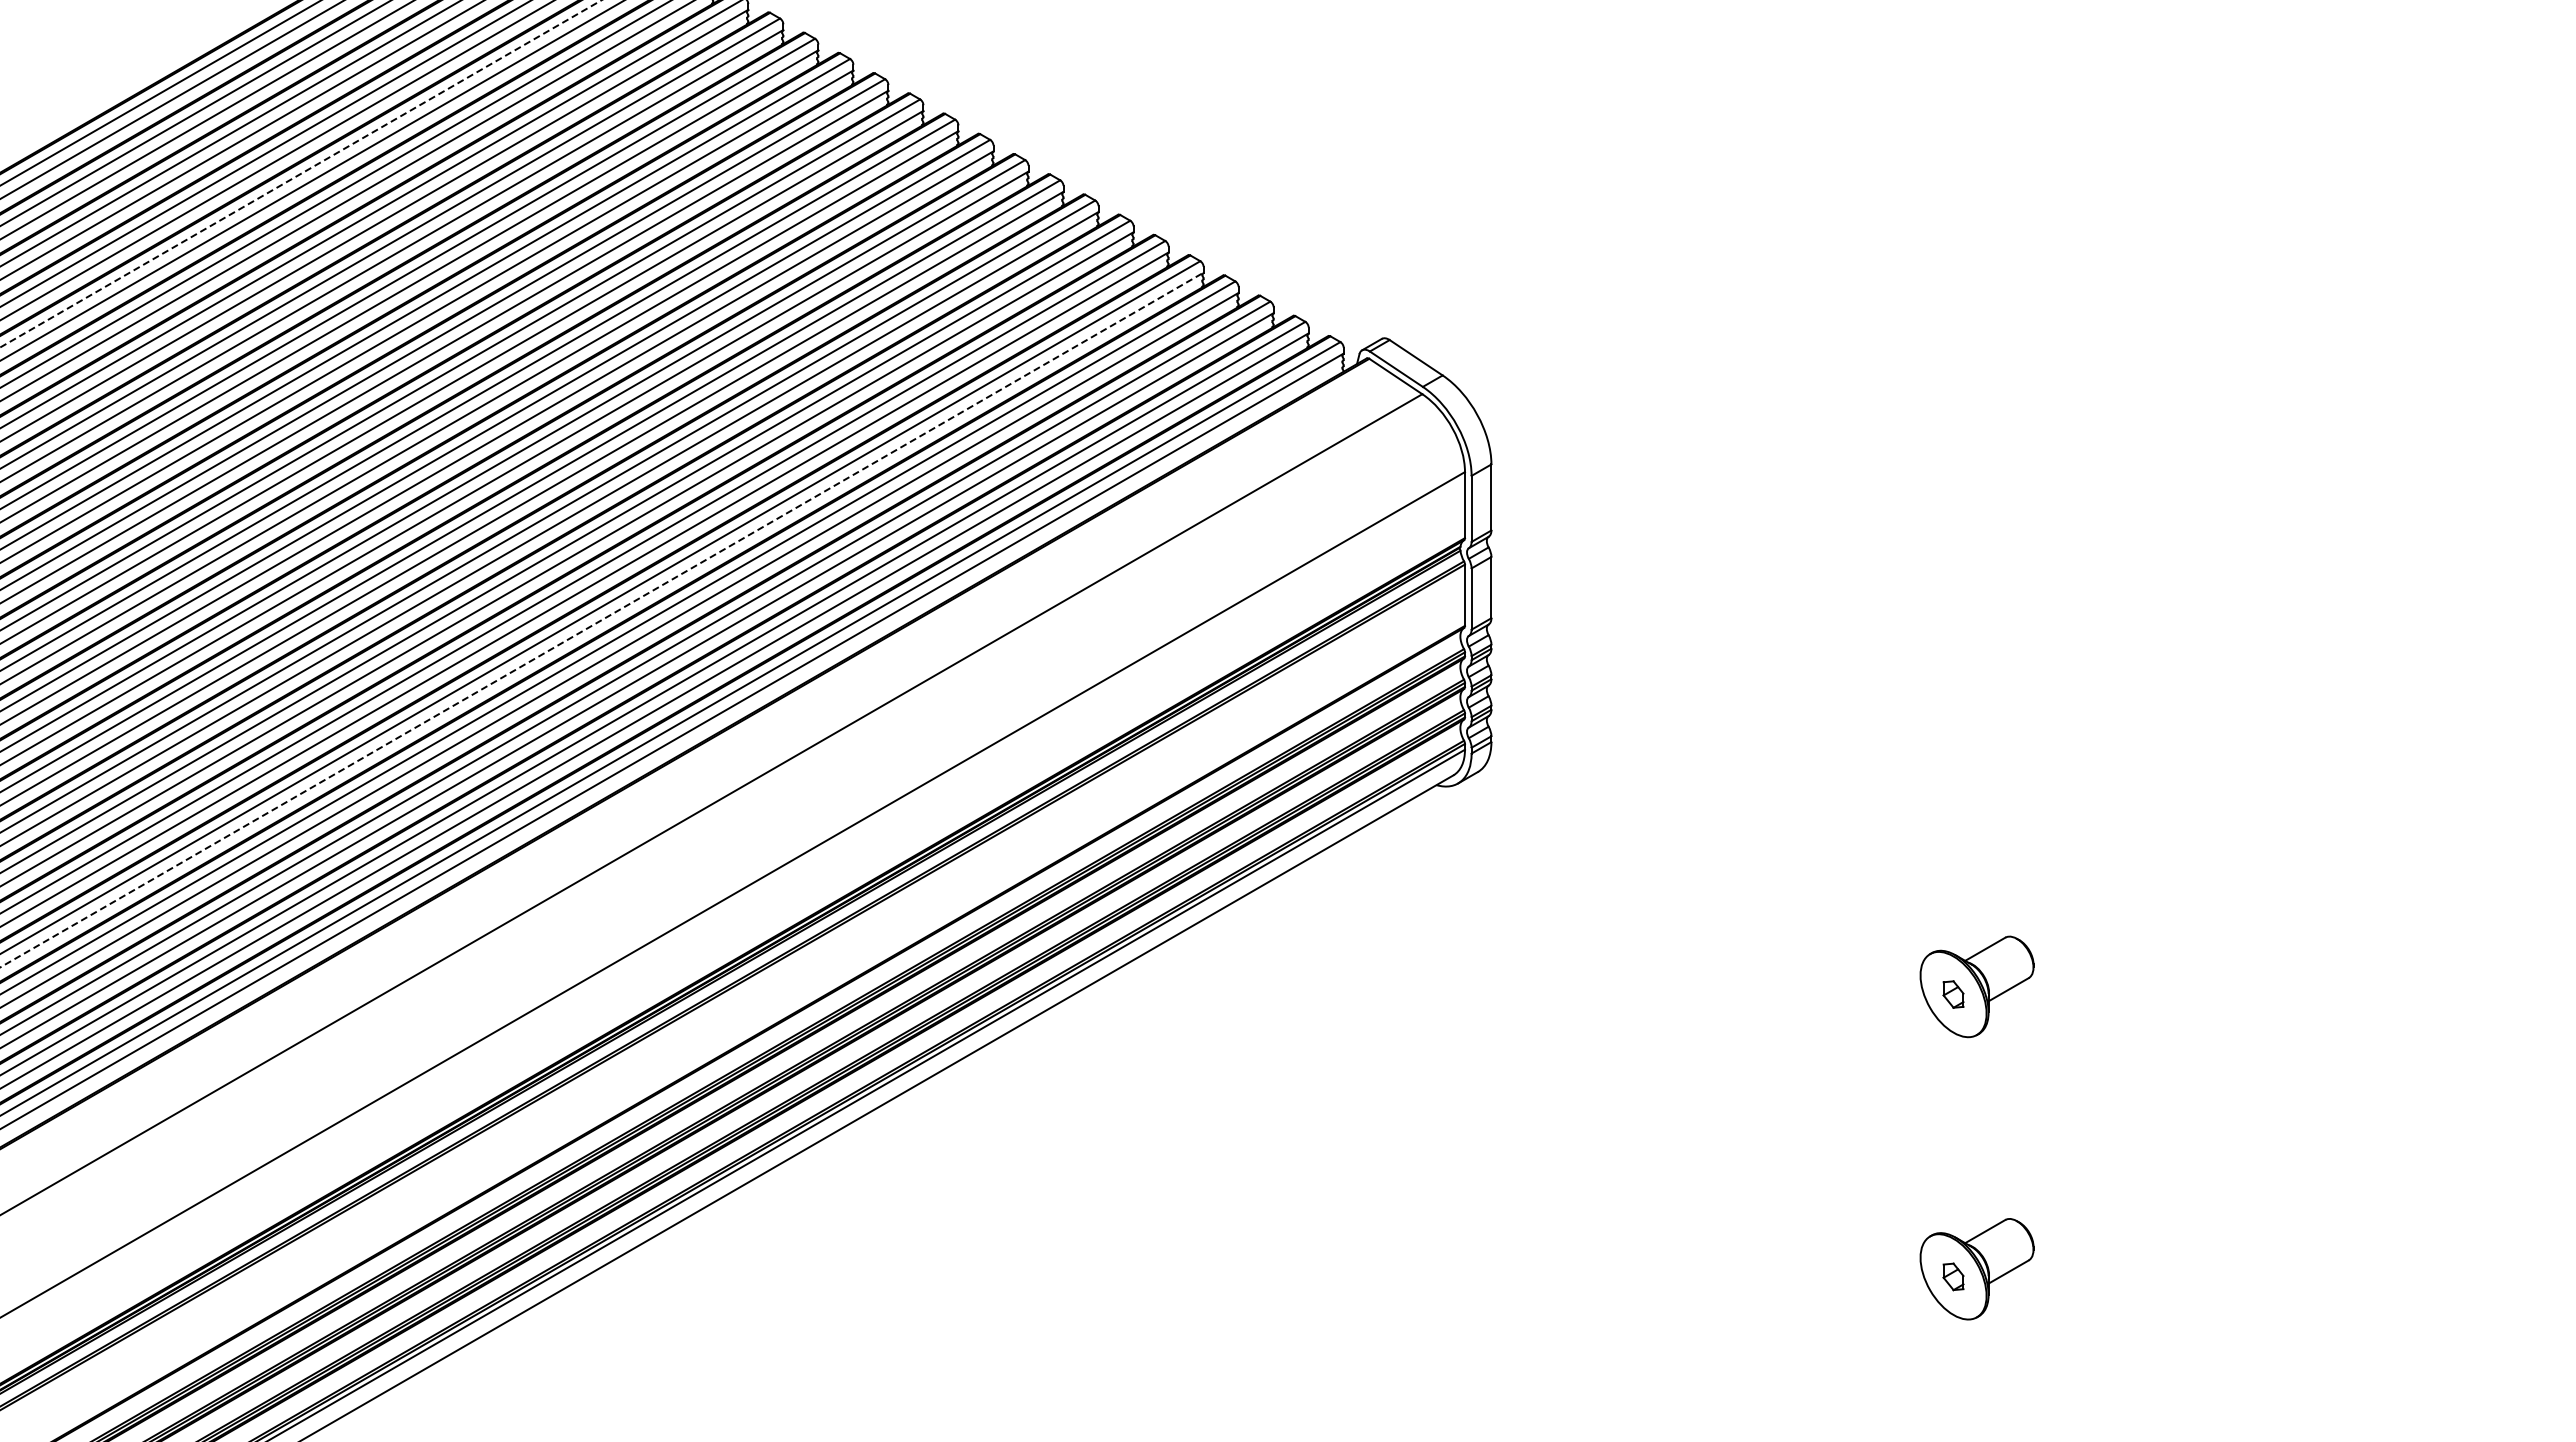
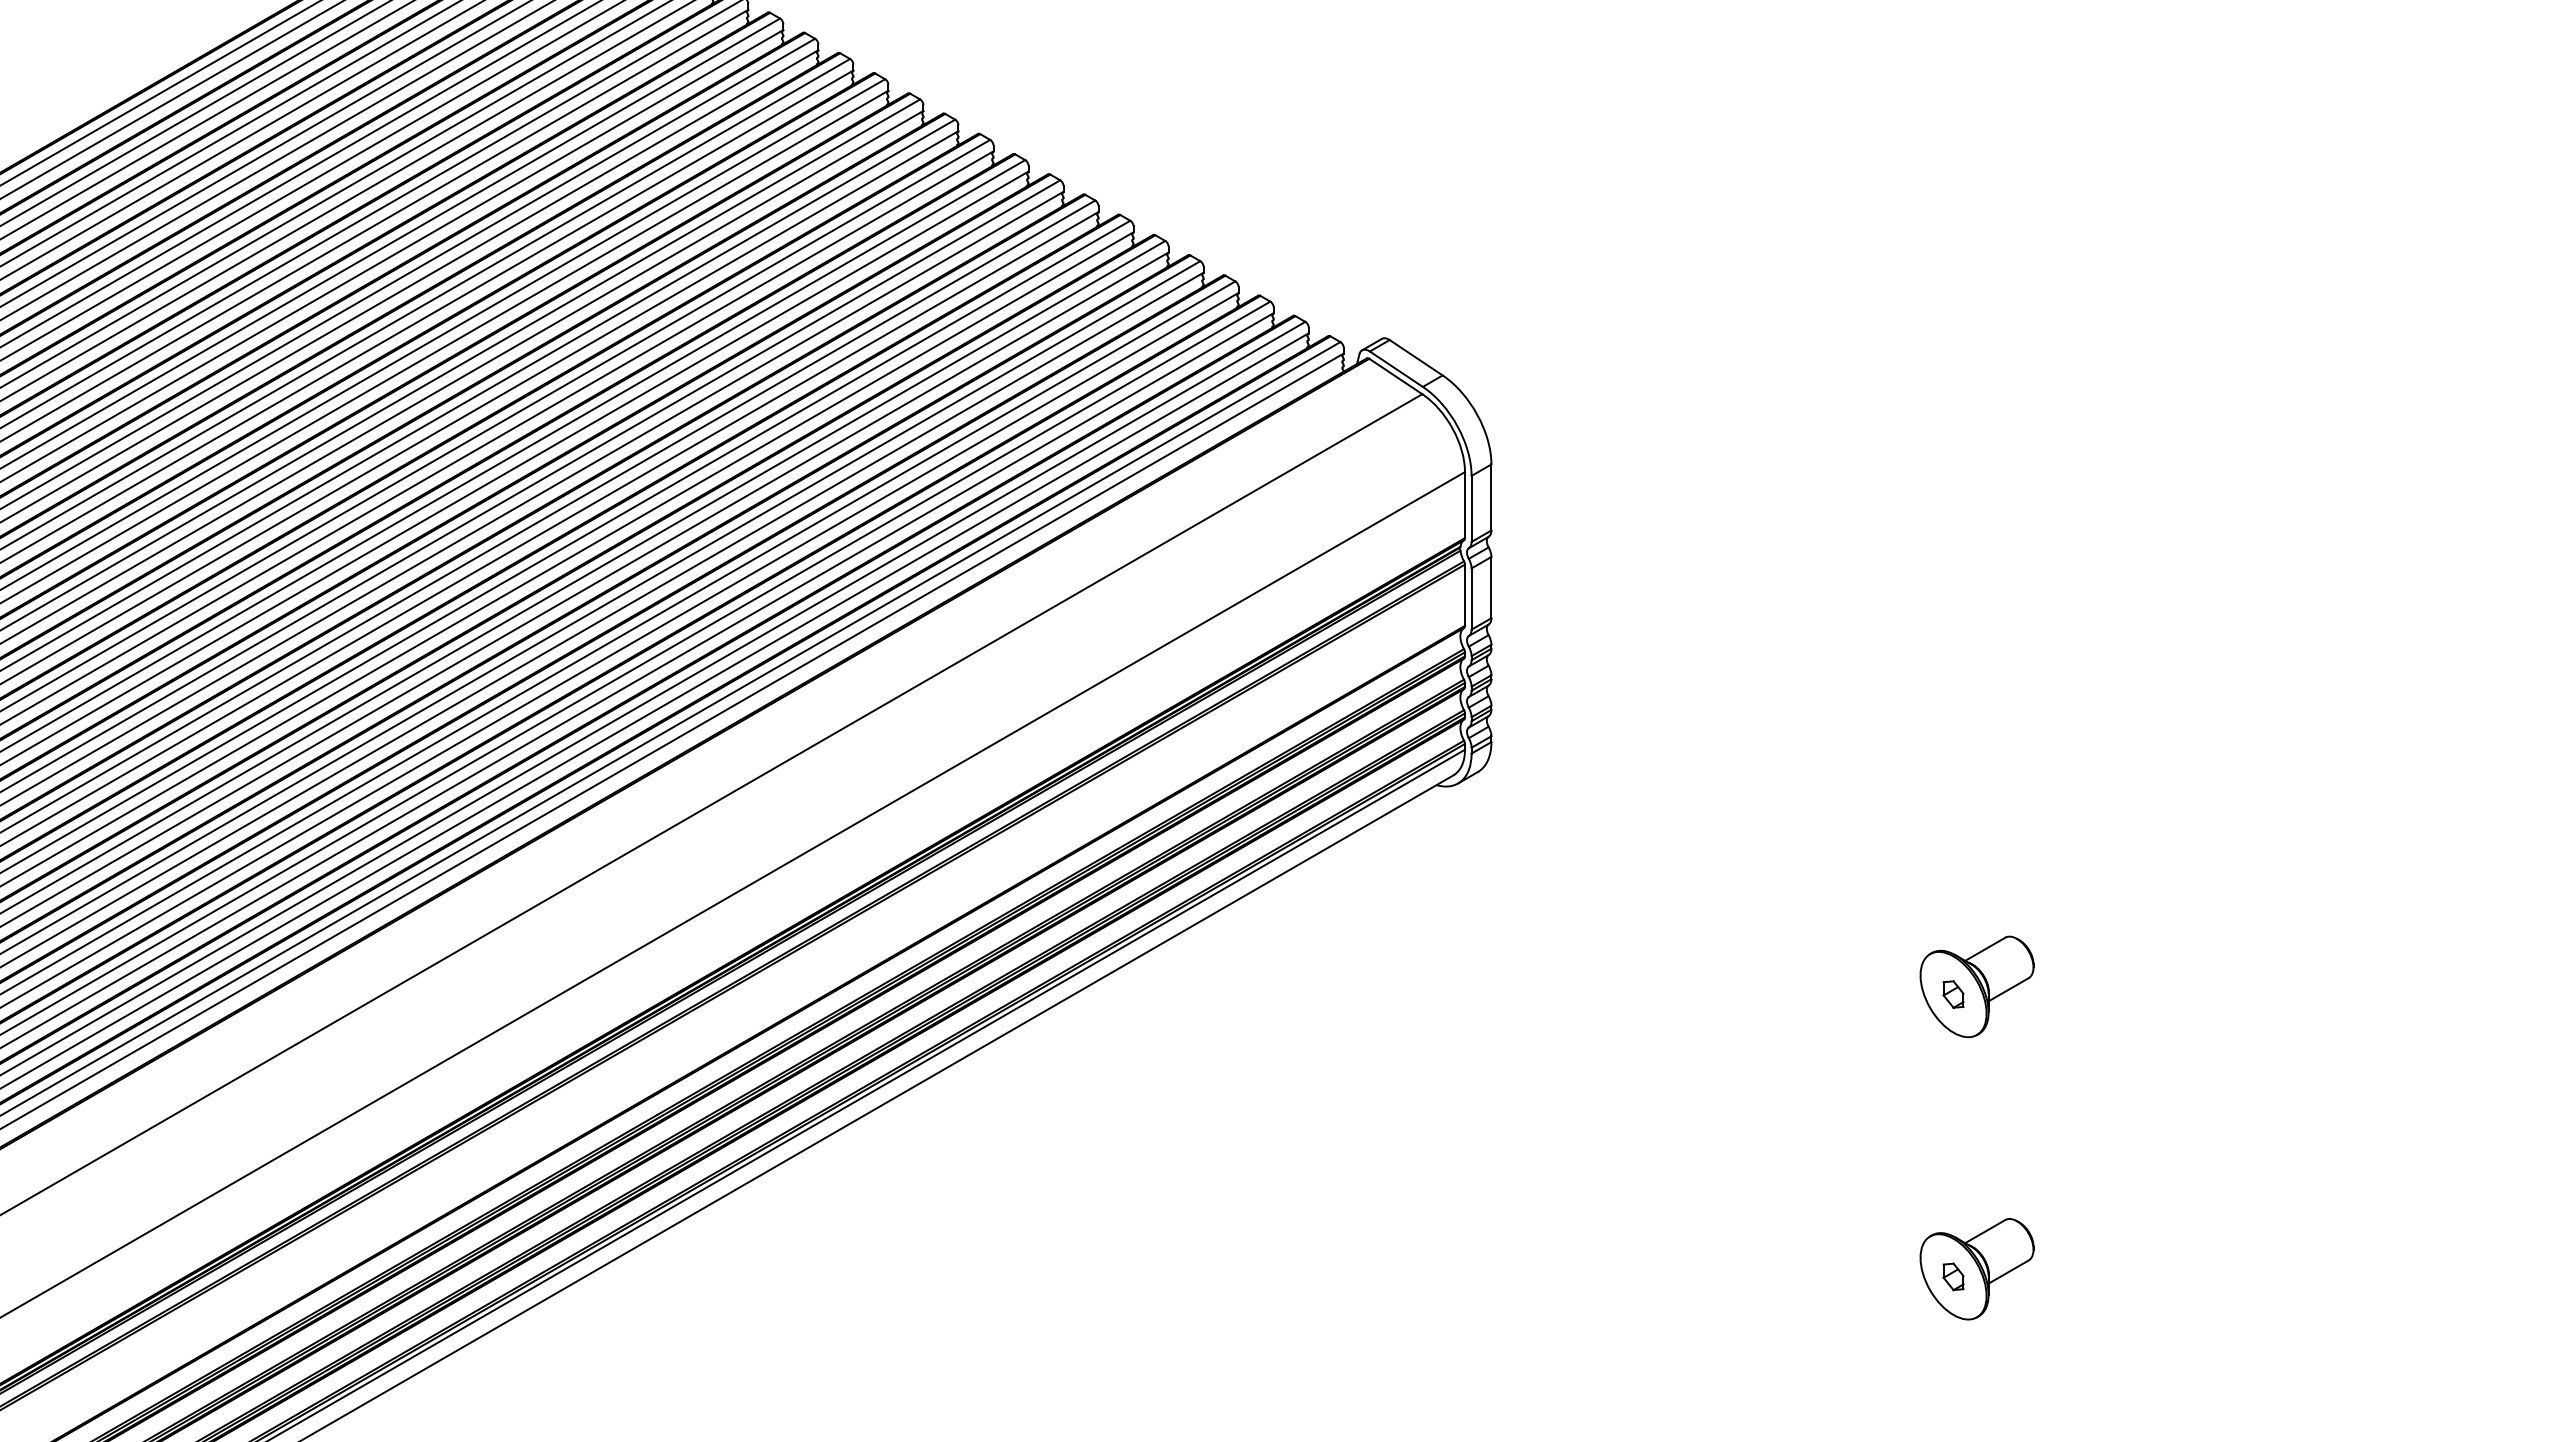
line: dashed -> solid (301, 173)
line: dashed -> solid (601, 620)
